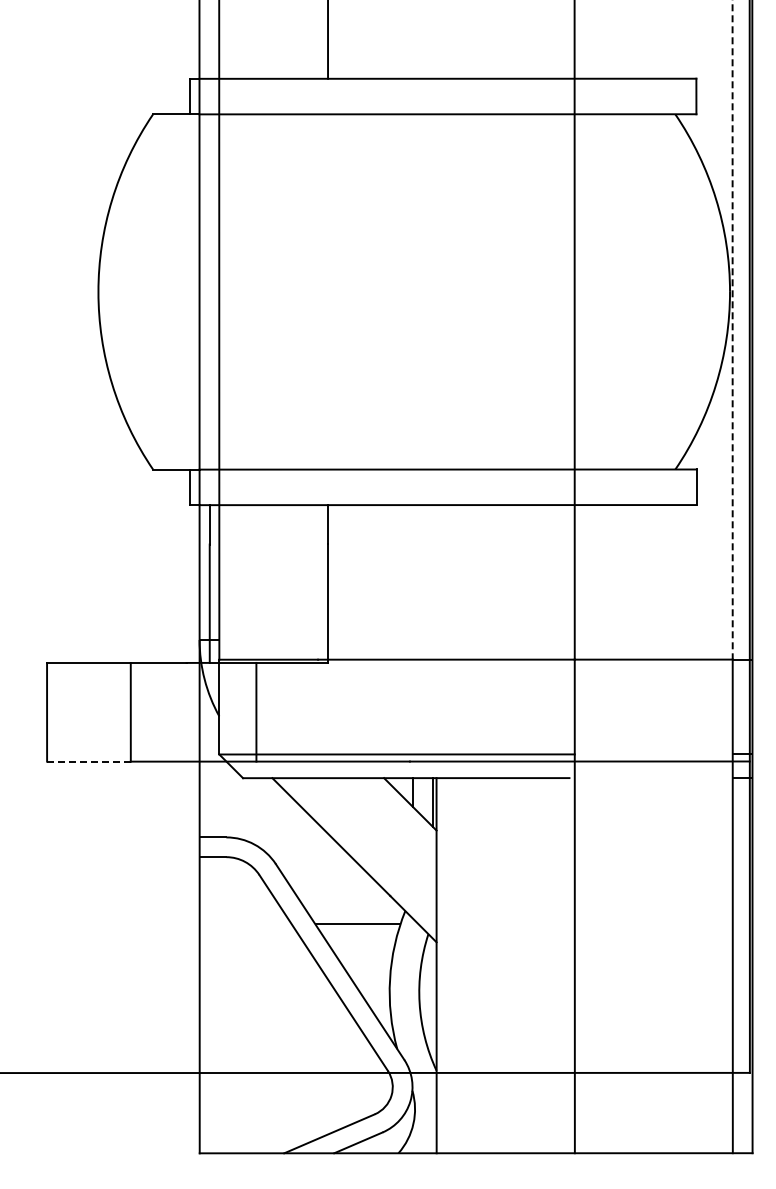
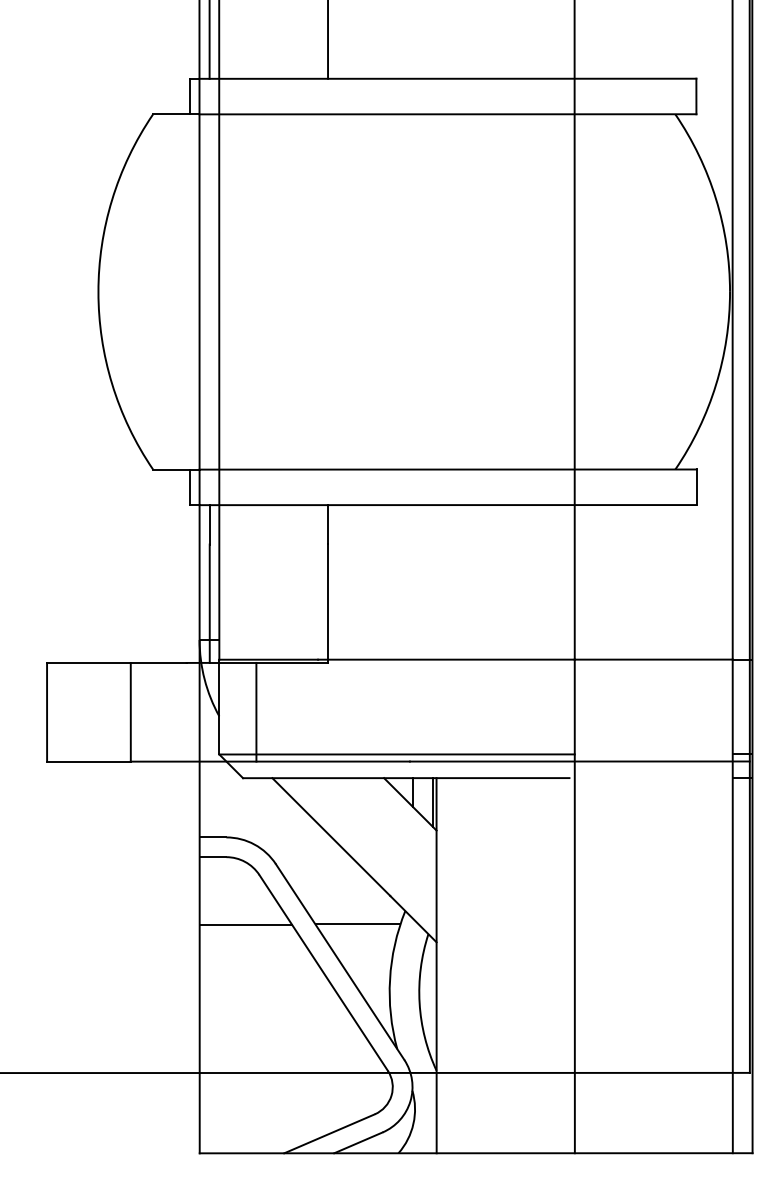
line: none -> present (209, 40)
line: dashed -> solid (732, 330)
line: dashed -> solid (88, 761)
line: none -> present (245, 924)
